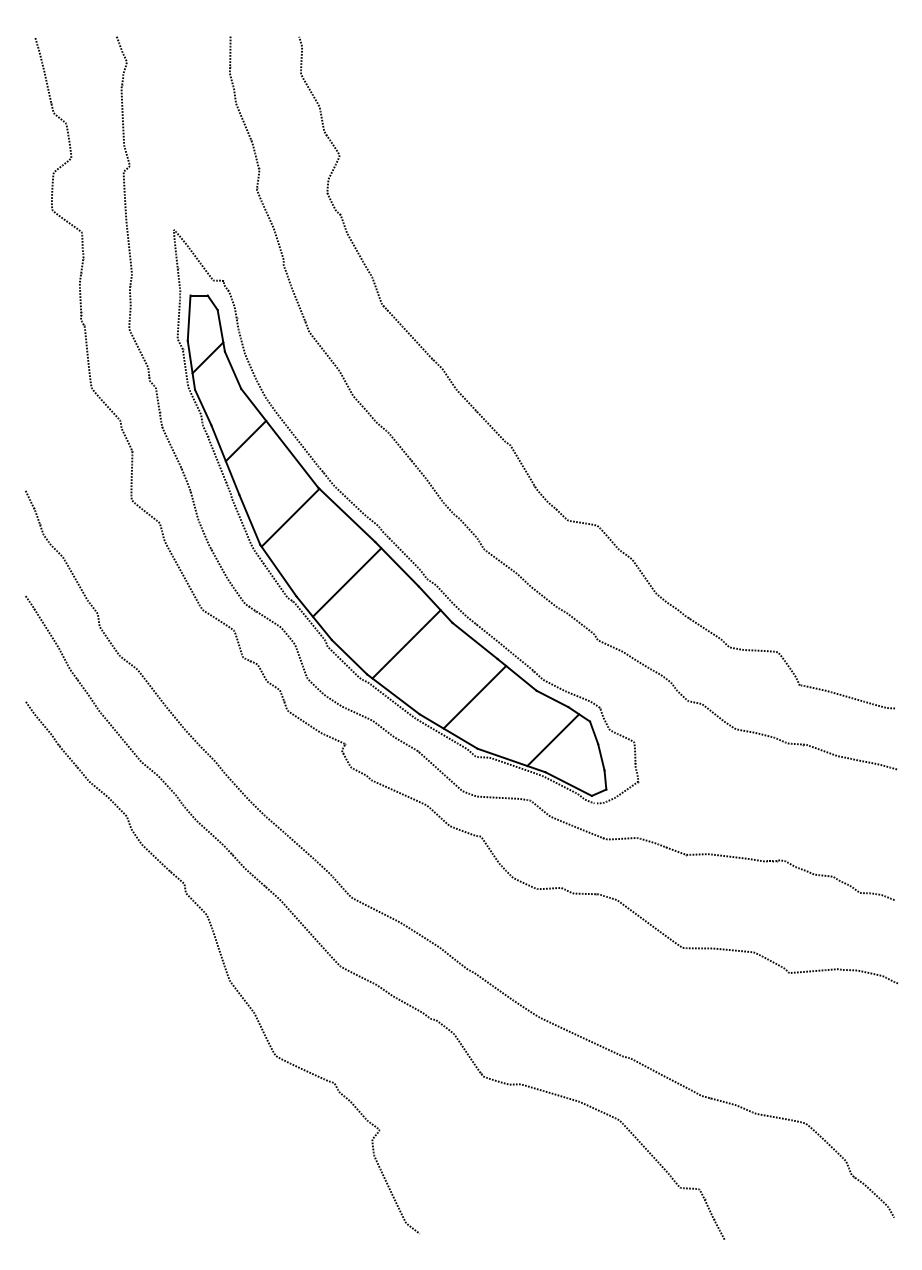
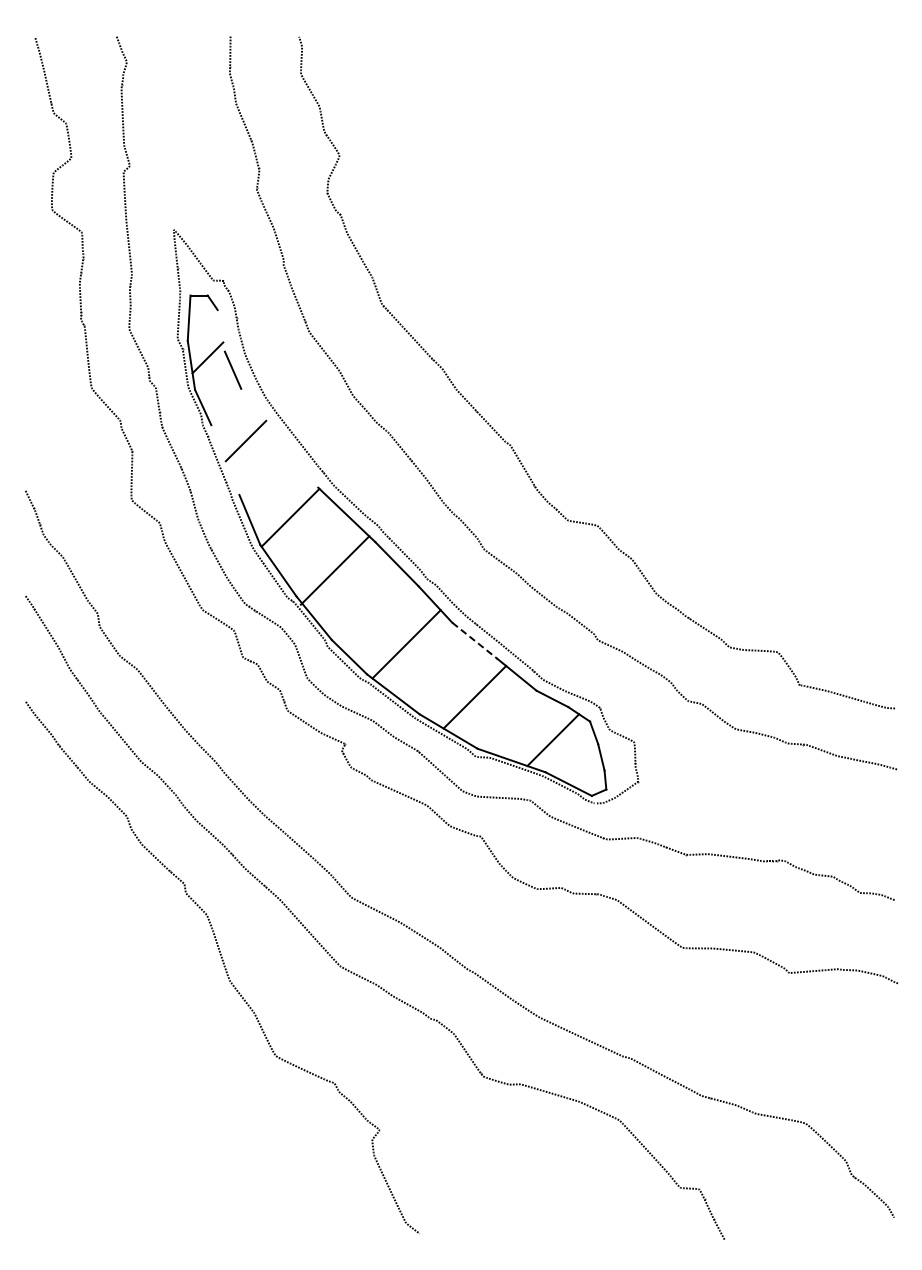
line: present -> none (220, 330)
line: present -> none (279, 437)
line: present -> none (225, 459)
line position: (346, 582) -> (334, 570) (334, 570)
line: solid -> dashed (475, 641)
